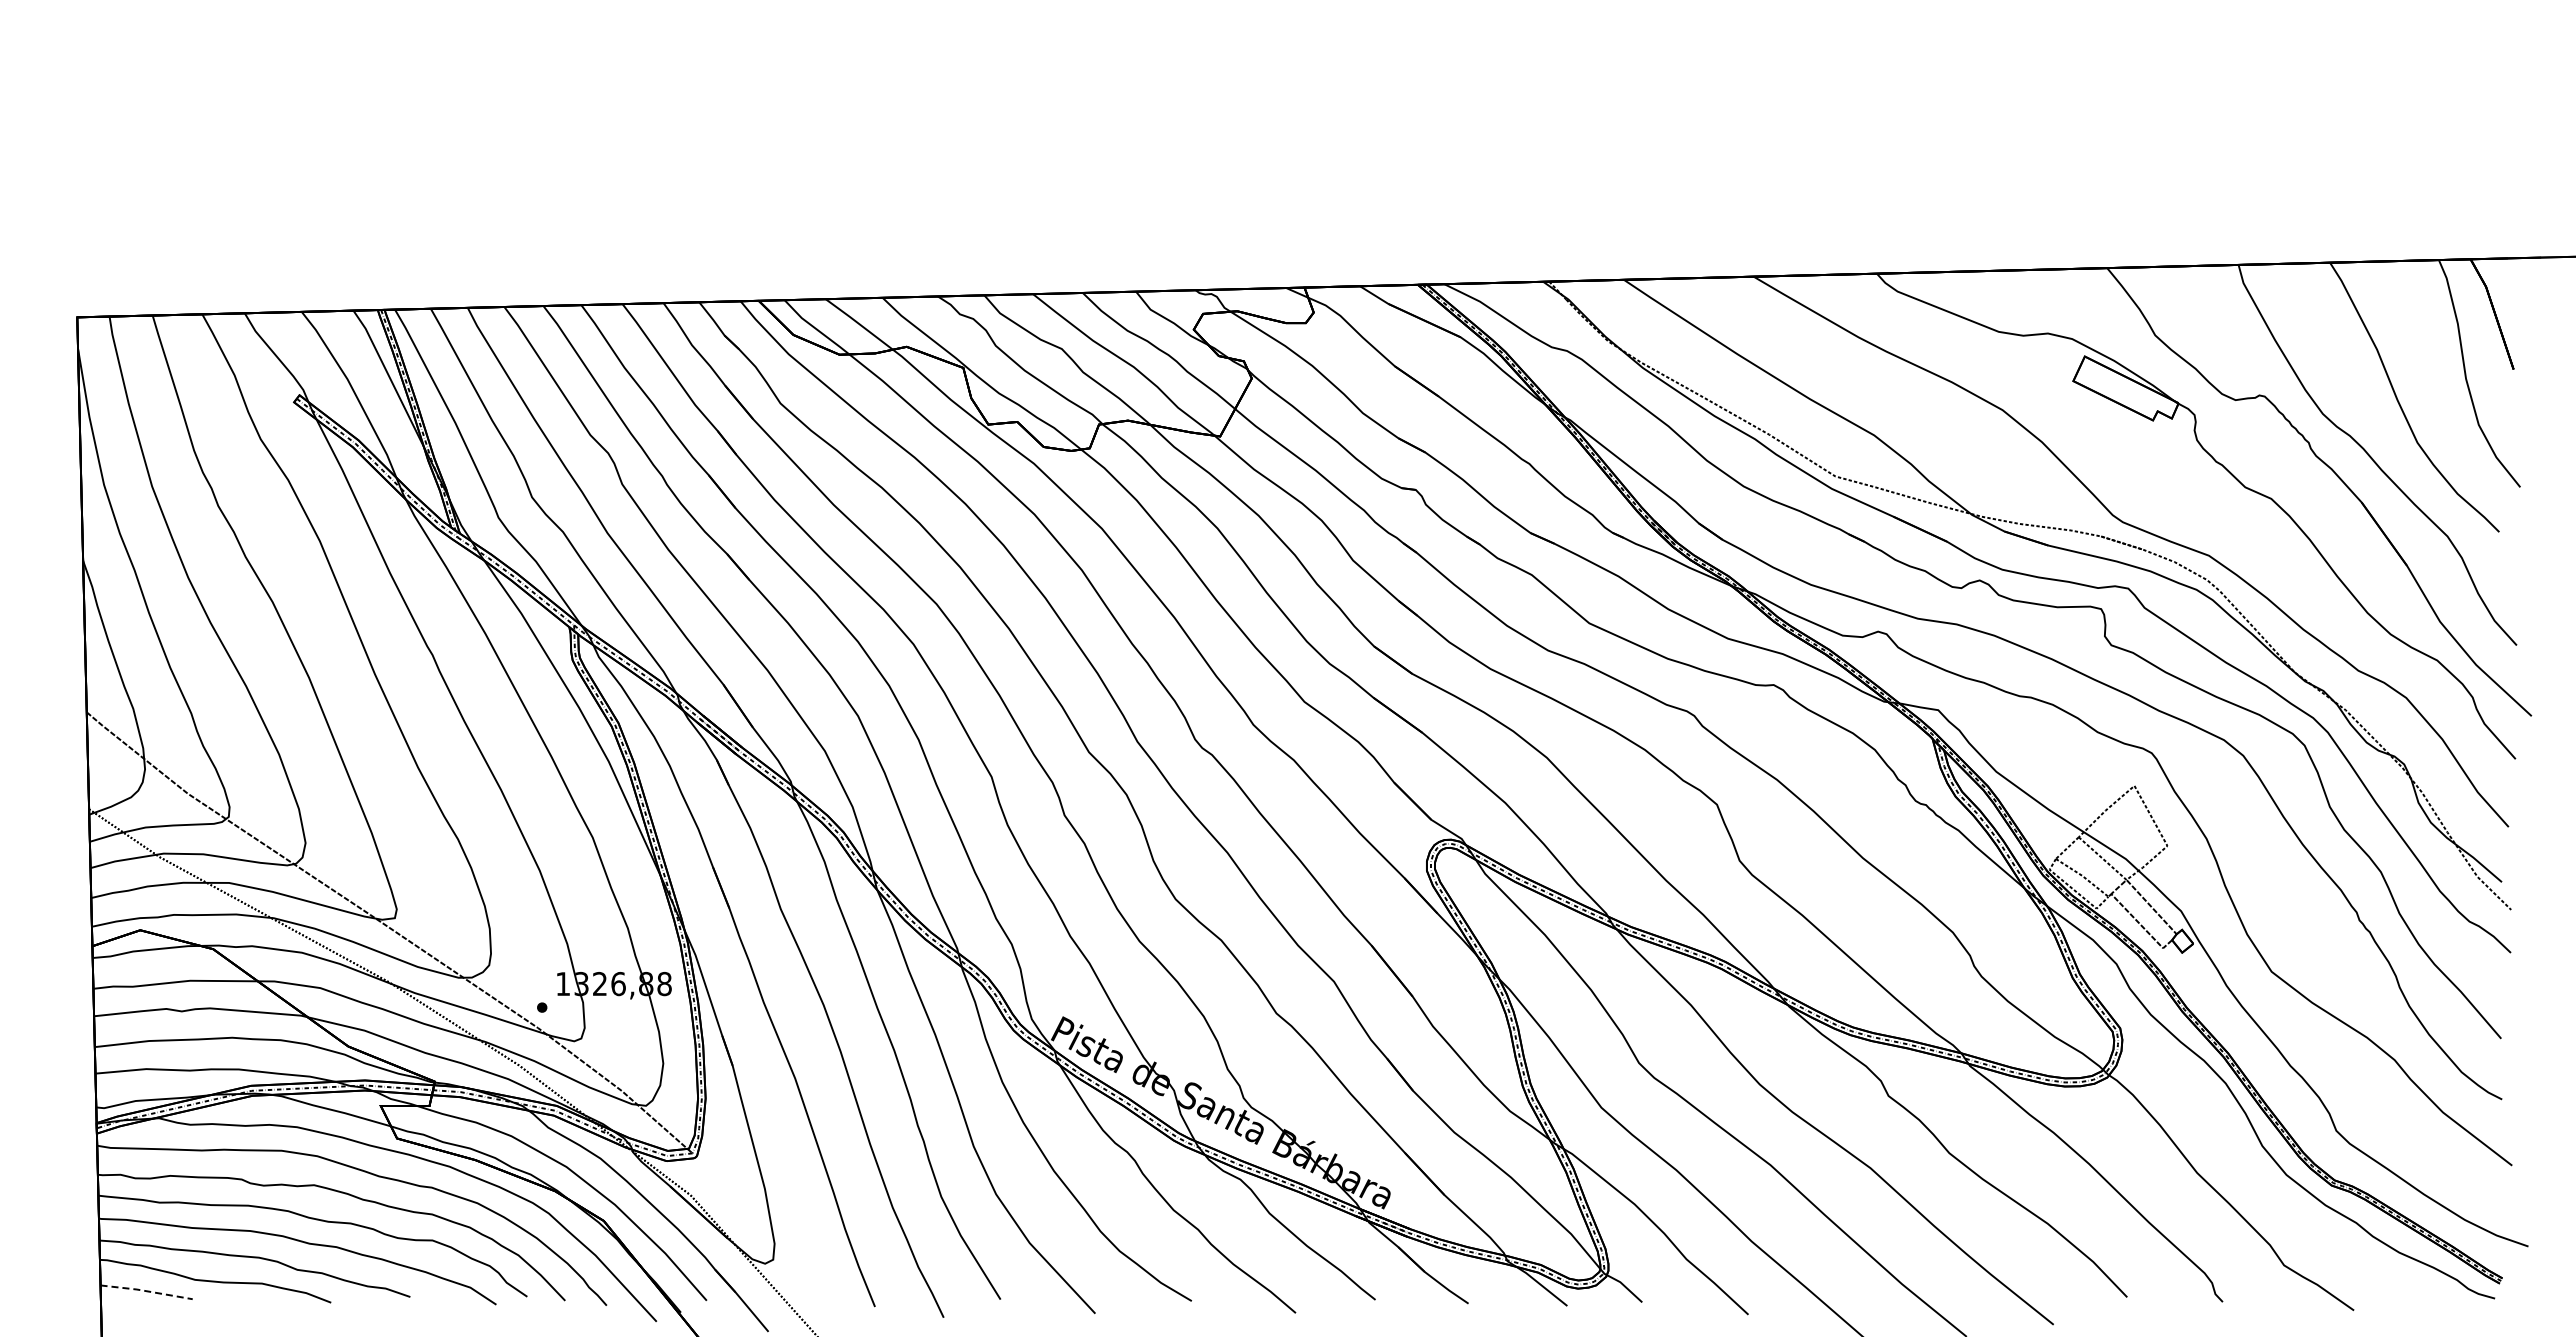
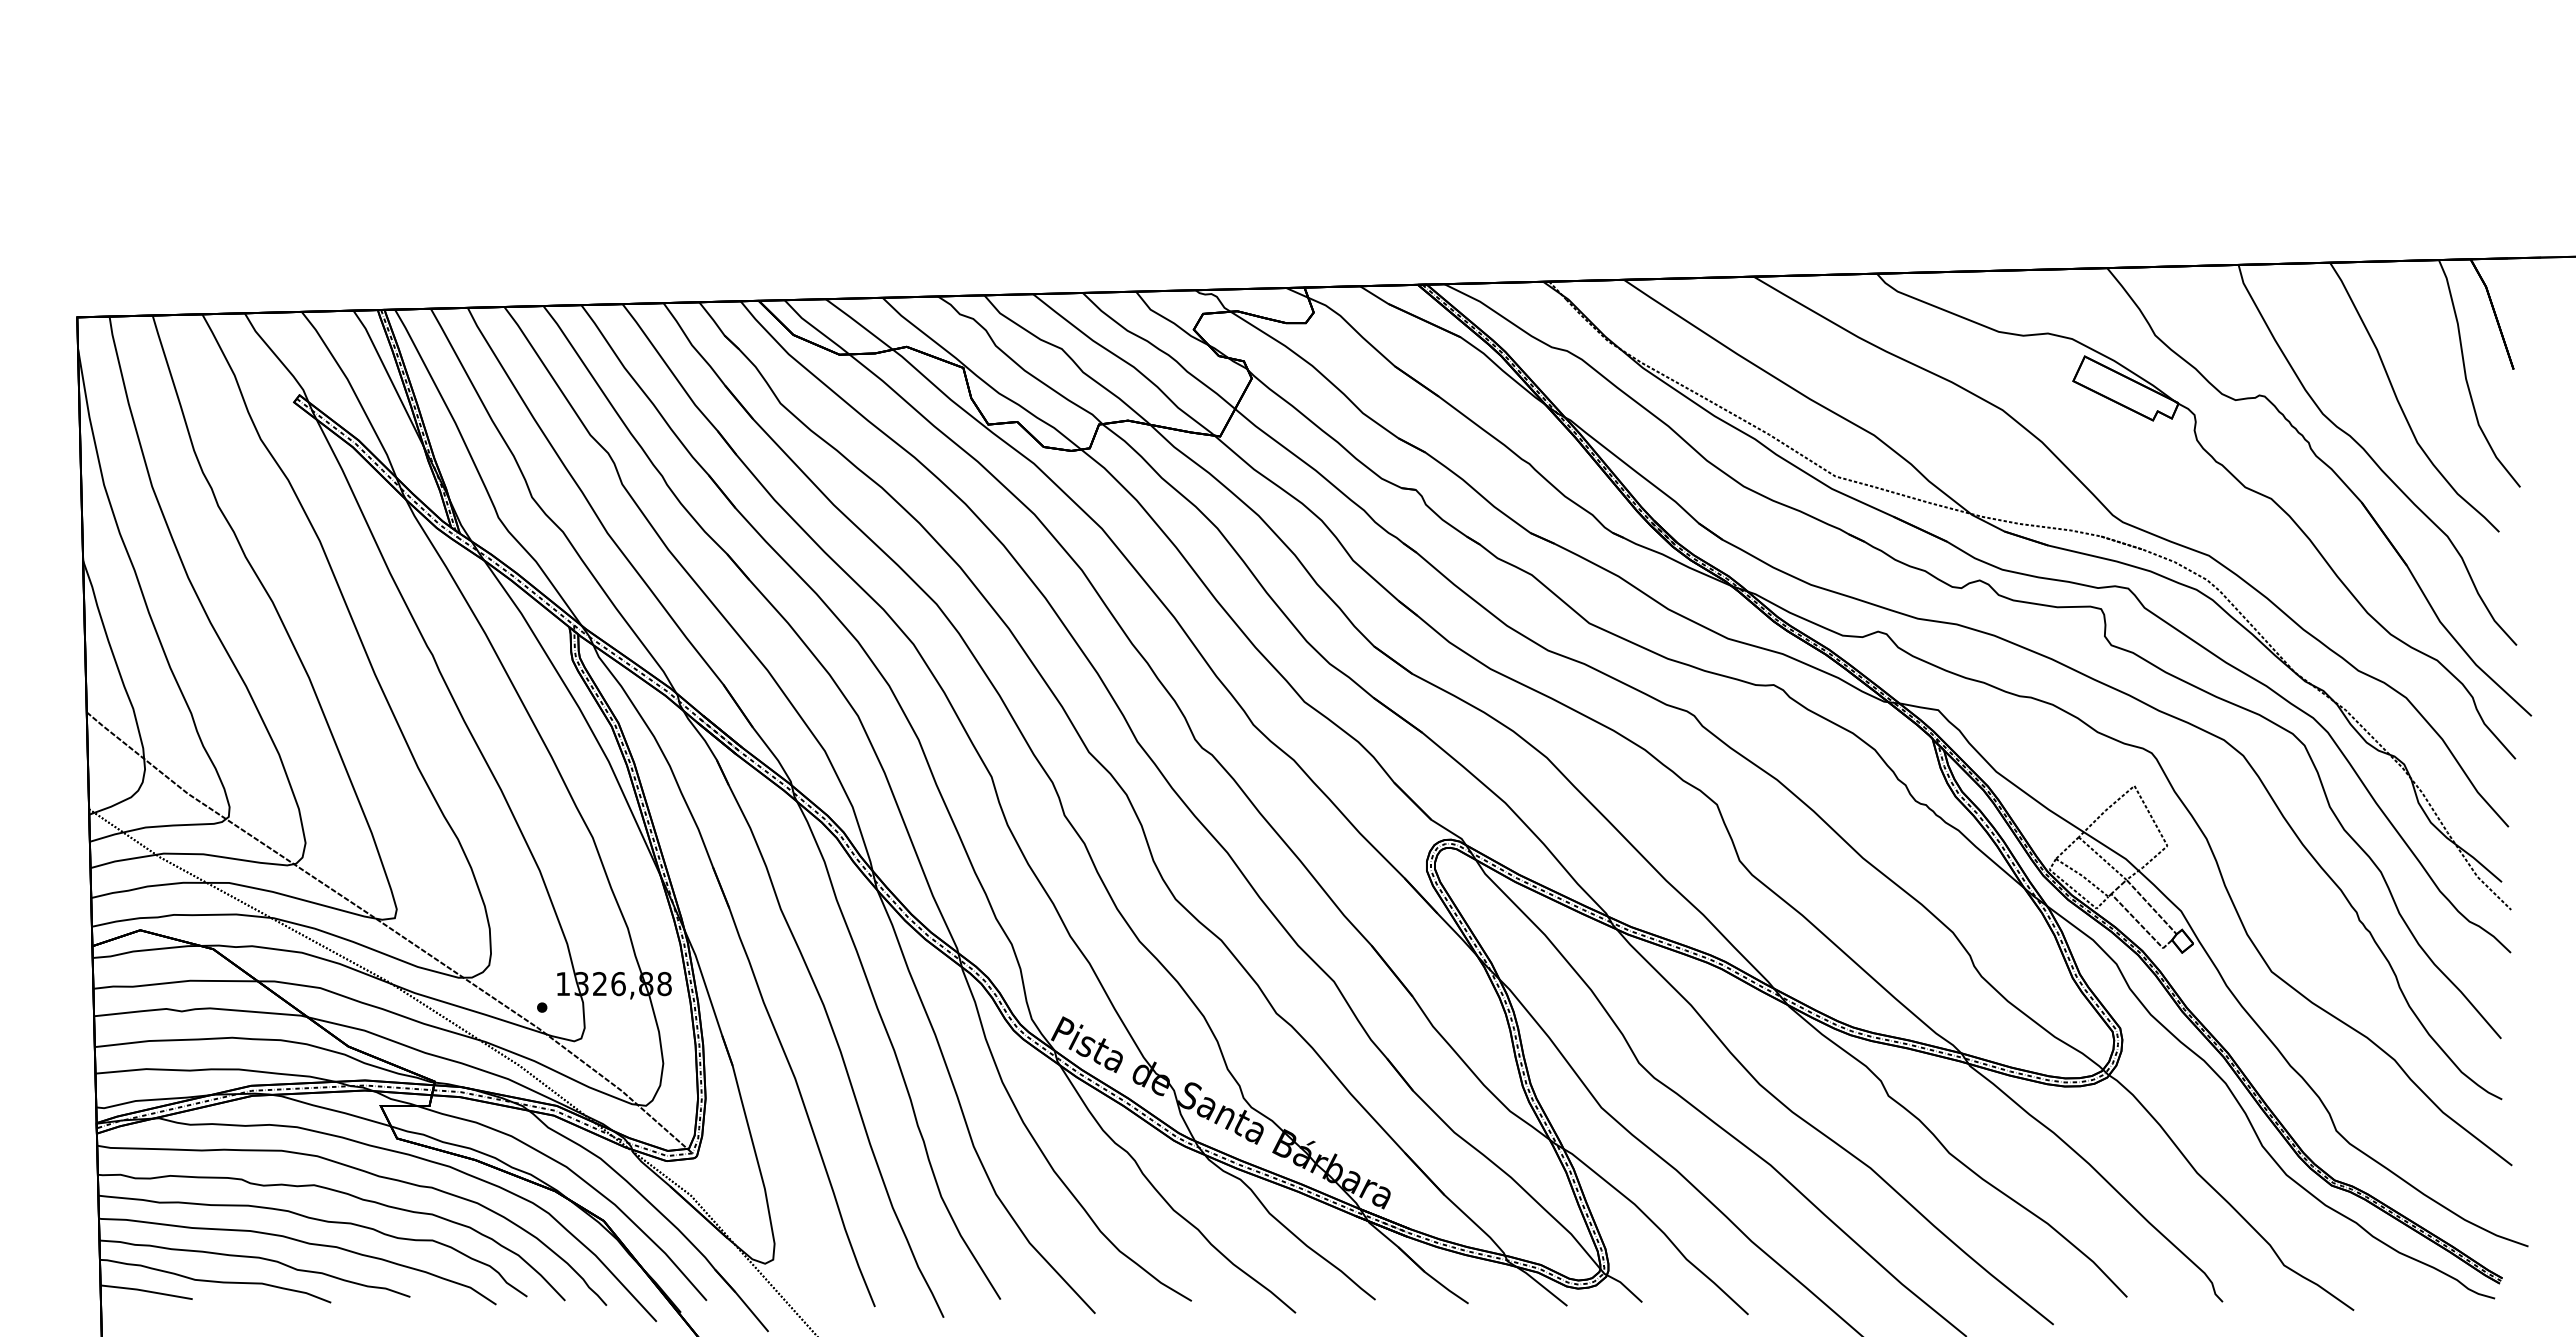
line: dashed -> solid (146, 1291)
